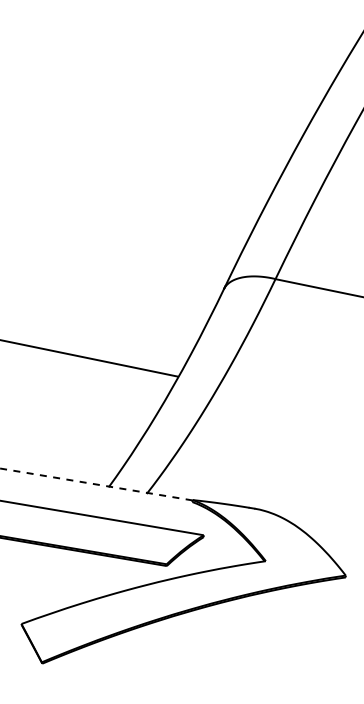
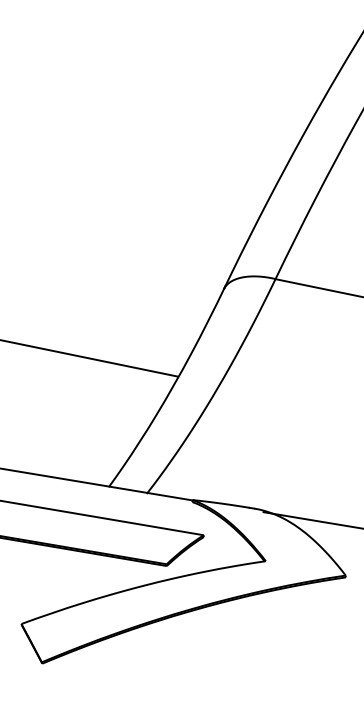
line: dashed -> solid (95, 484)
line: none -> present (311, 520)
